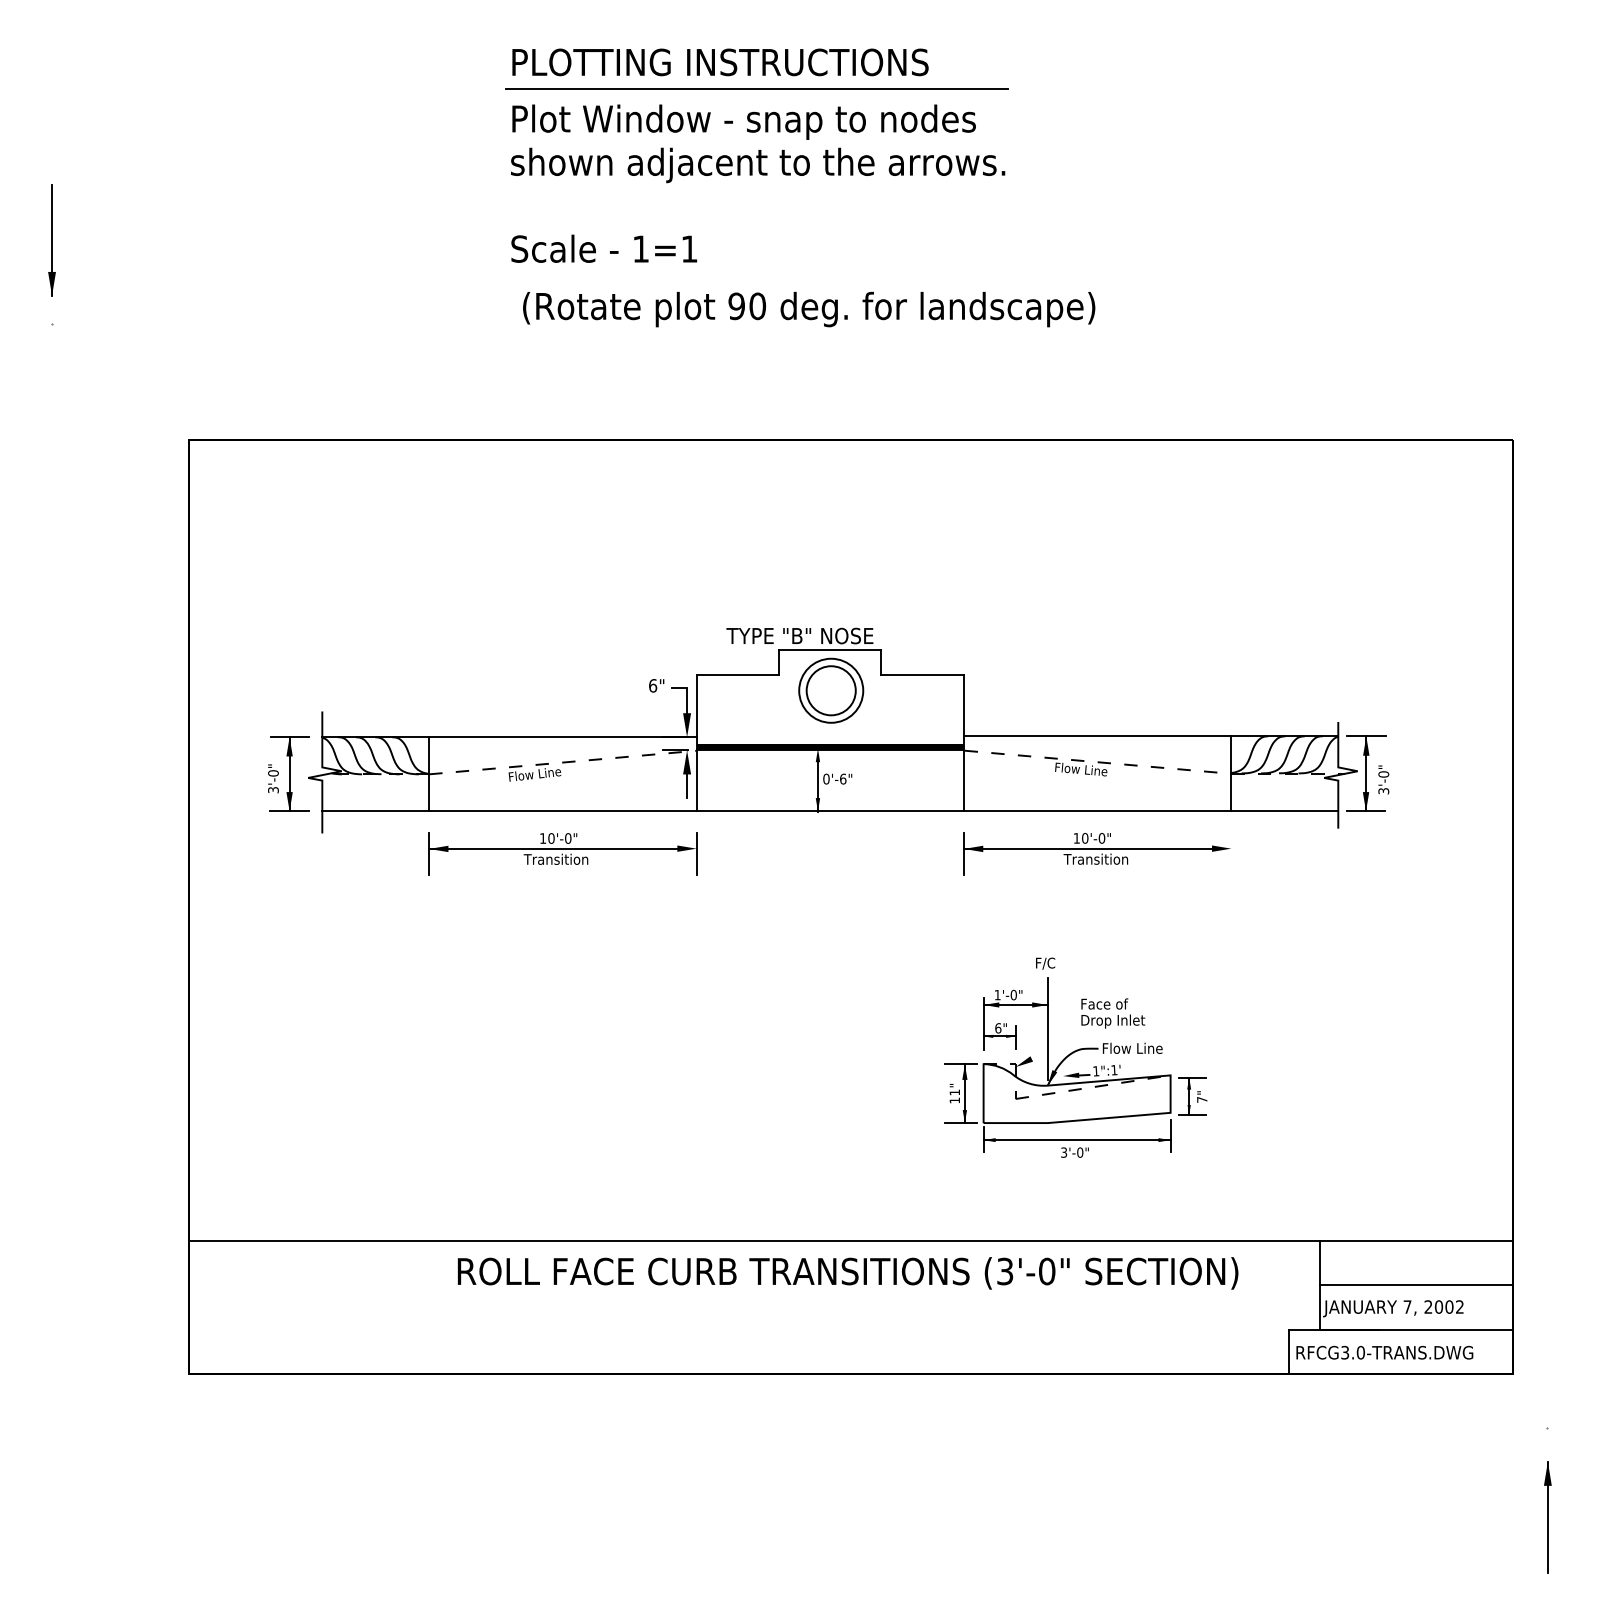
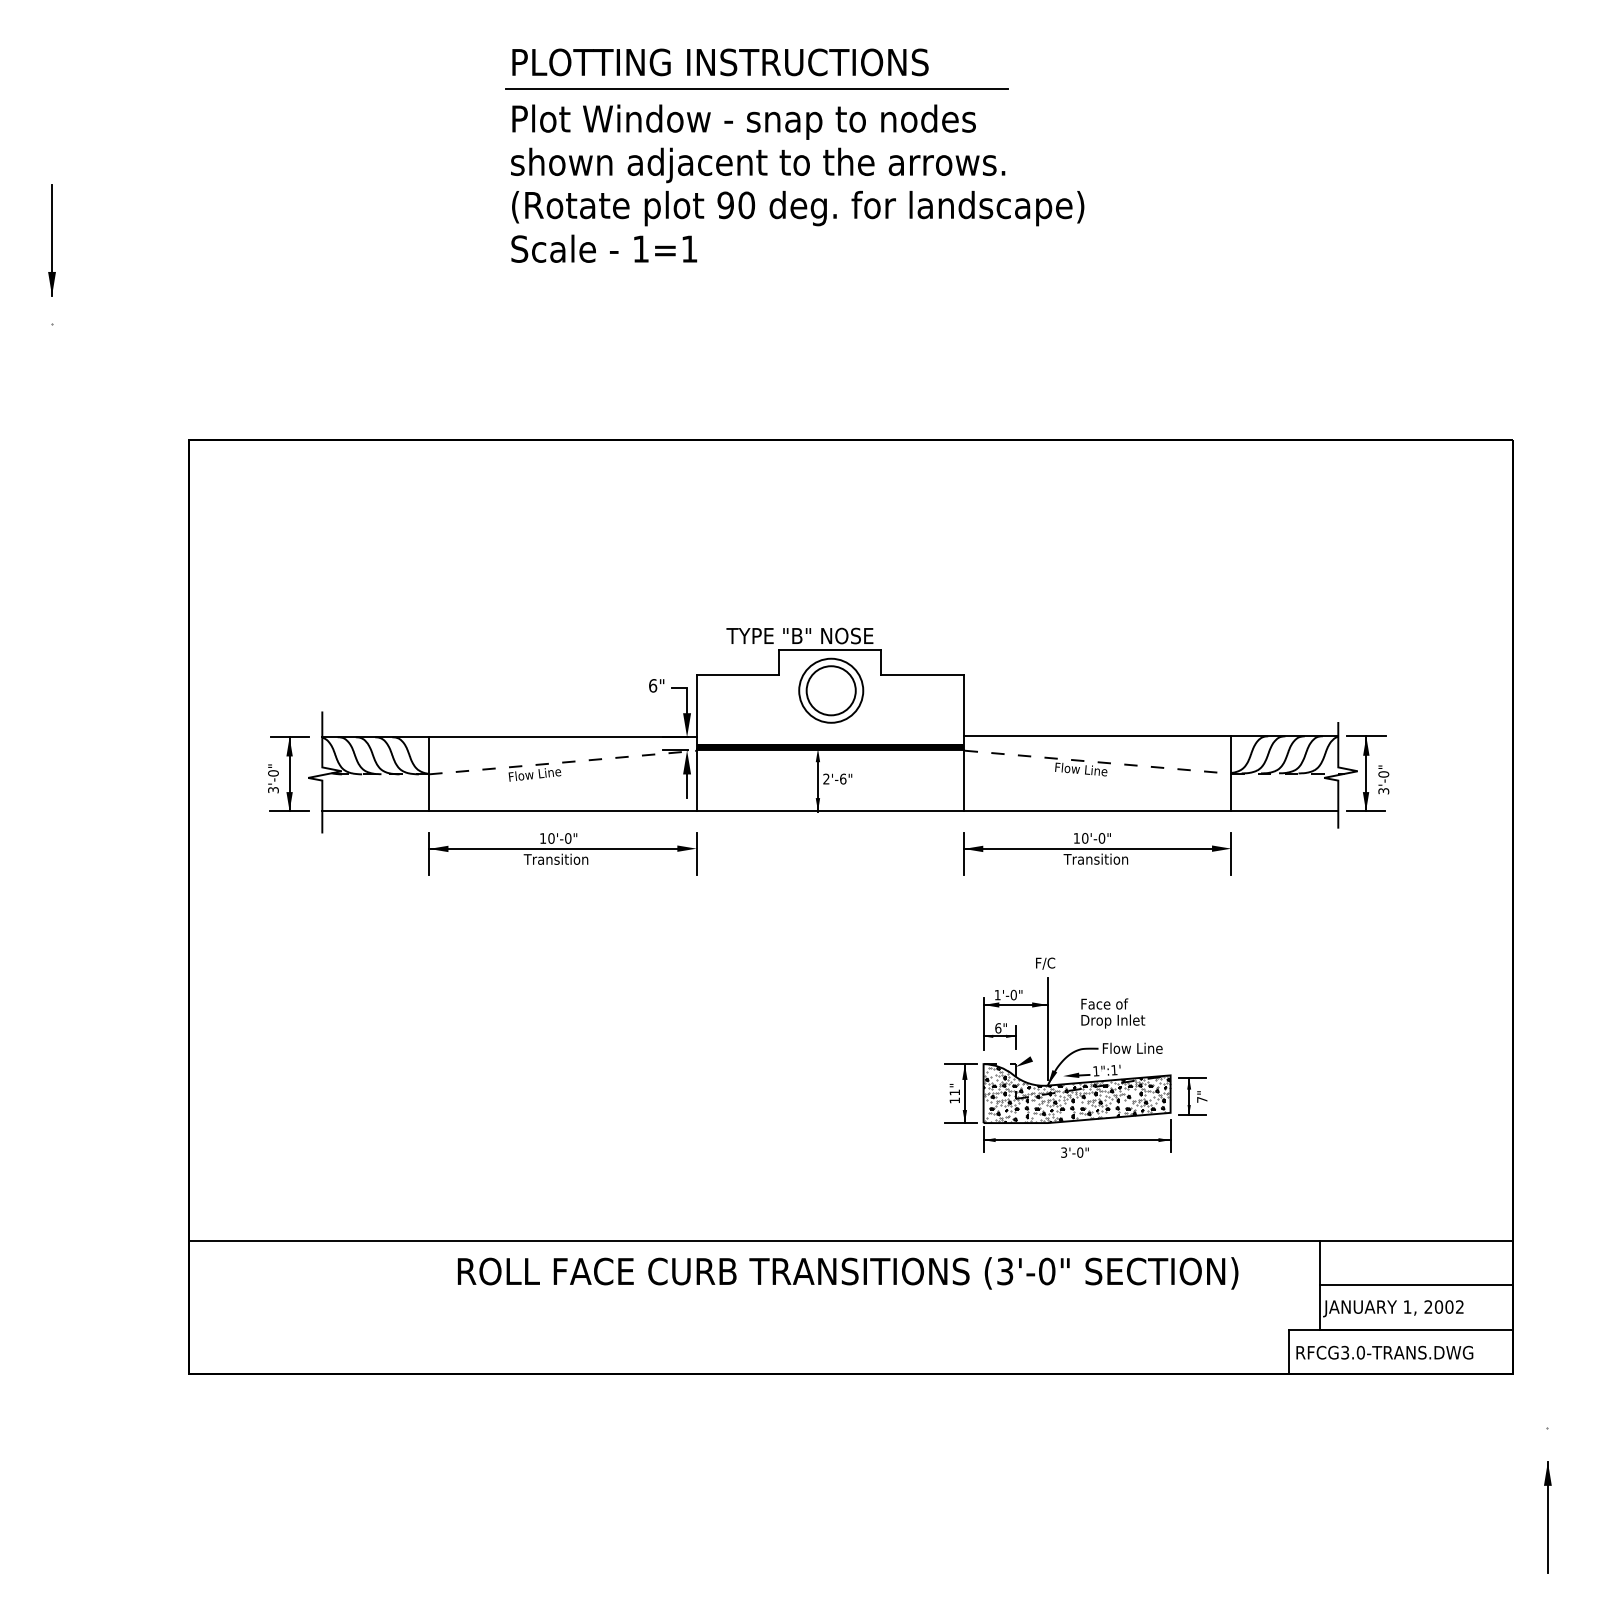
text position: (809, 309) -> (798, 208) (798, 208)
text: 0'-6" -> 2'-6" (826, 778)
line: none -> present (1231, 853)
hatch: none -> present (1076, 1094)
text: 7, -> 1, (1407, 1306)
